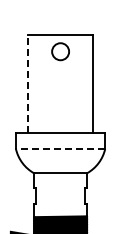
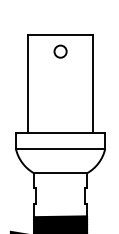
circle size: 19x20 px -> 15x15 px (60, 51)
line: dashed -> solid (28, 84)
line: dashed -> solid (60, 149)
